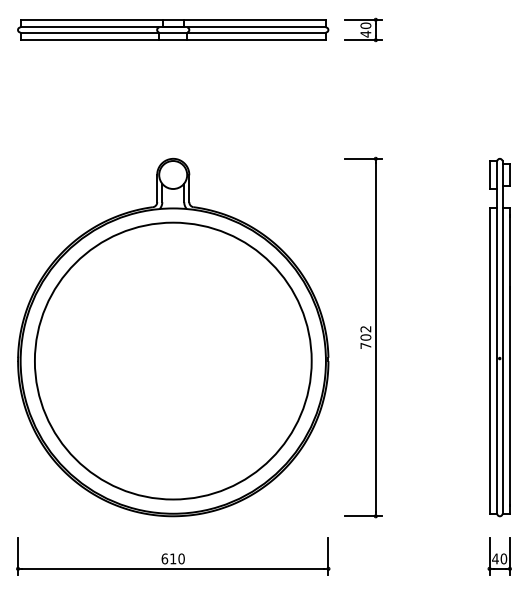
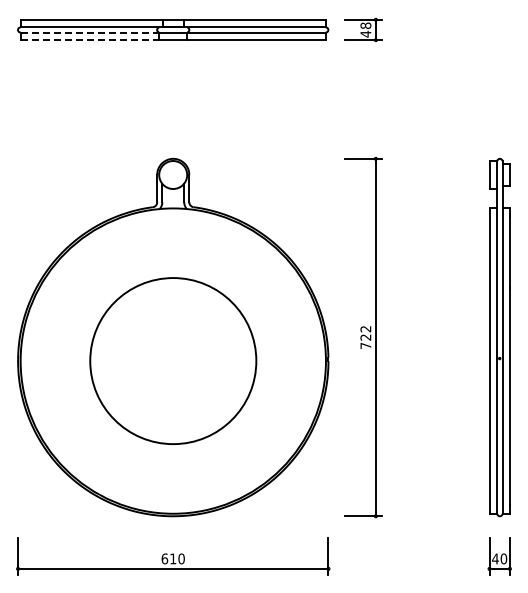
text: 40 -> 48 (365, 25)
line: solid -> dashed (90, 32)
line: solid -> dashed (90, 40)
text: 702 -> 722 (365, 337)
circle diameter: 277 px -> 166 px (173, 361)
